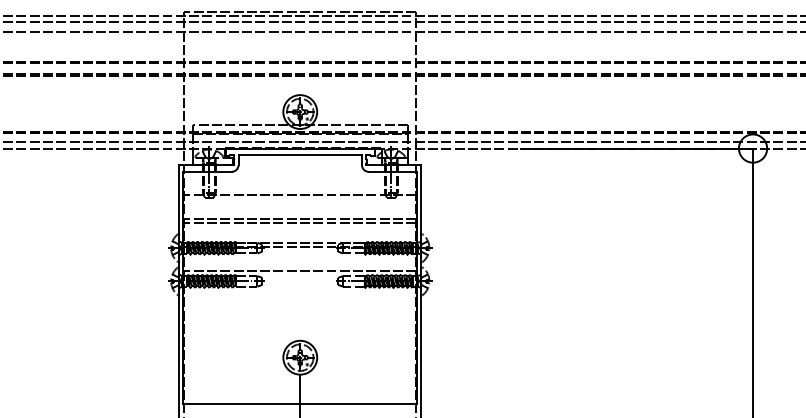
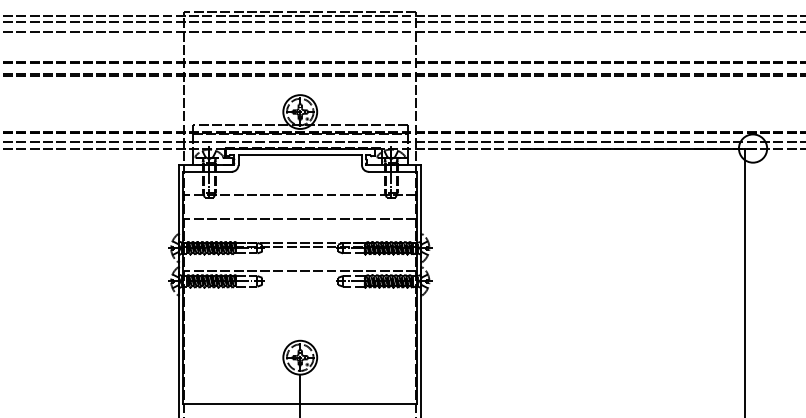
line: present -> none (300, 222)
line position: (753, 281) -> (745, 281) (745, 281)
